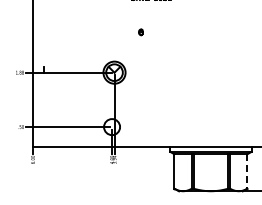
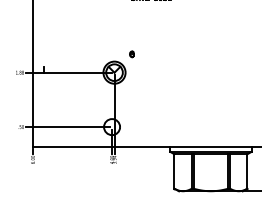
part position: (140, 32) -> (131, 54) (131, 54)
line: dashed -> solid (247, 171)
